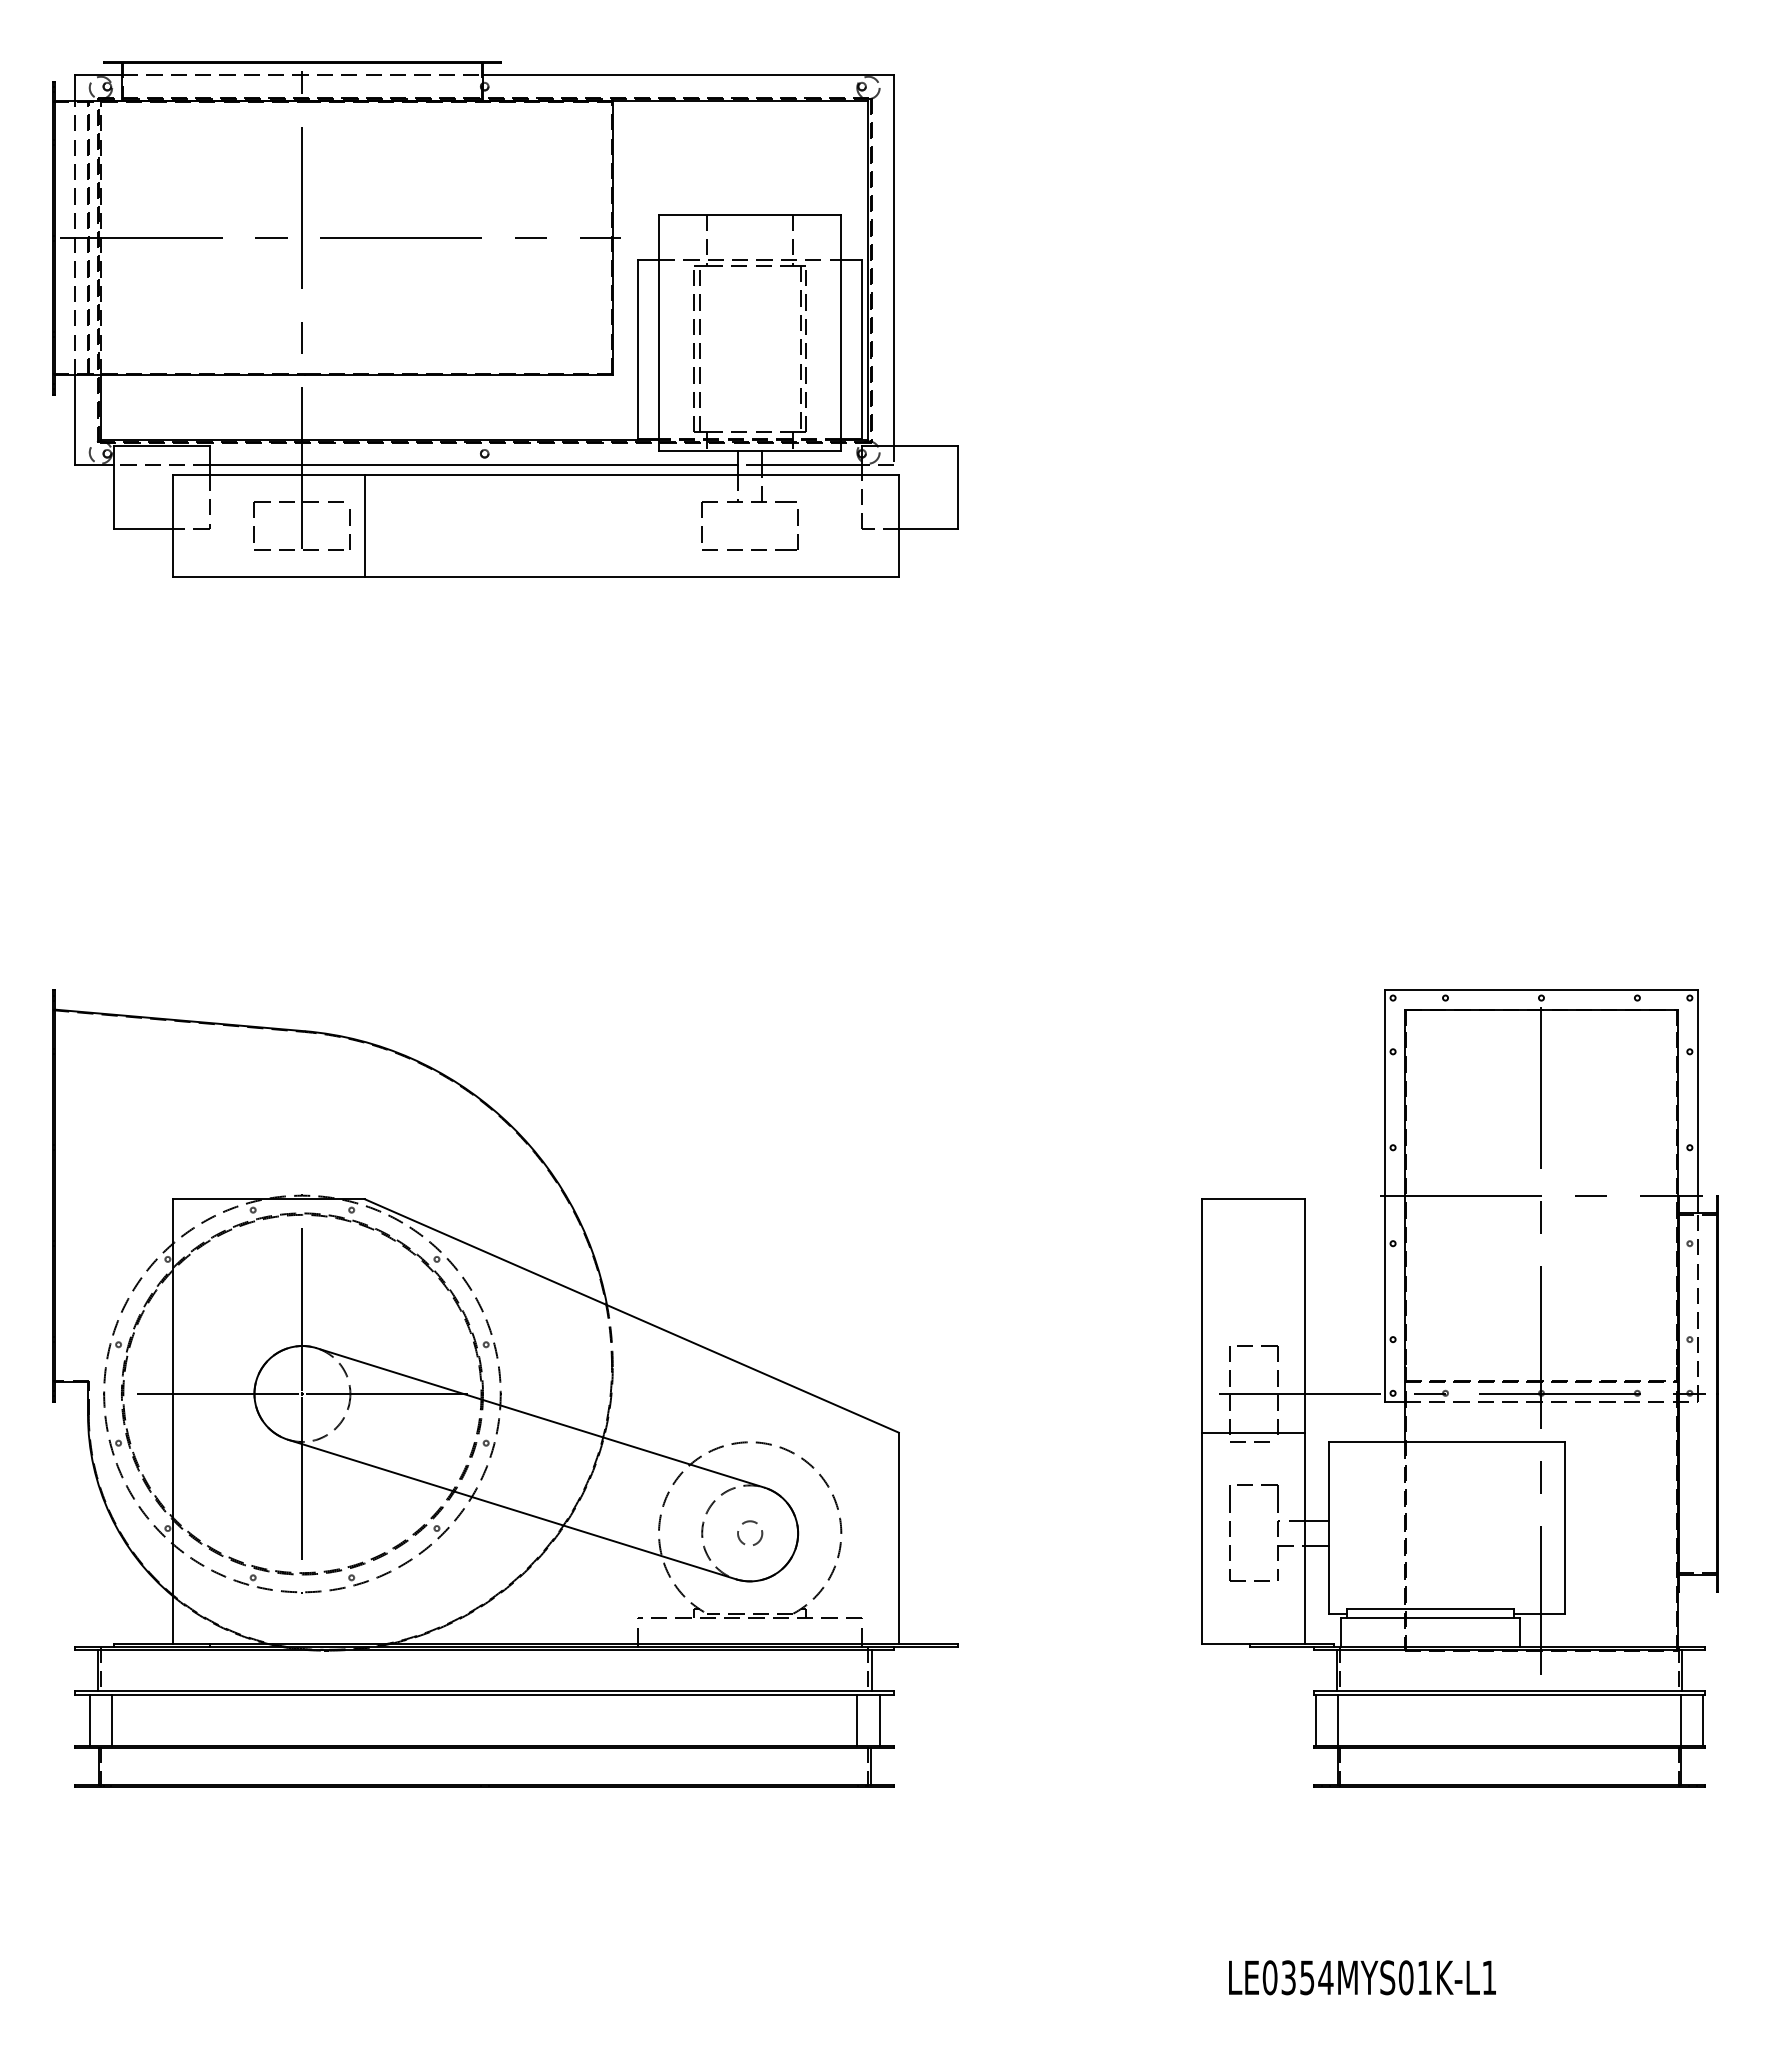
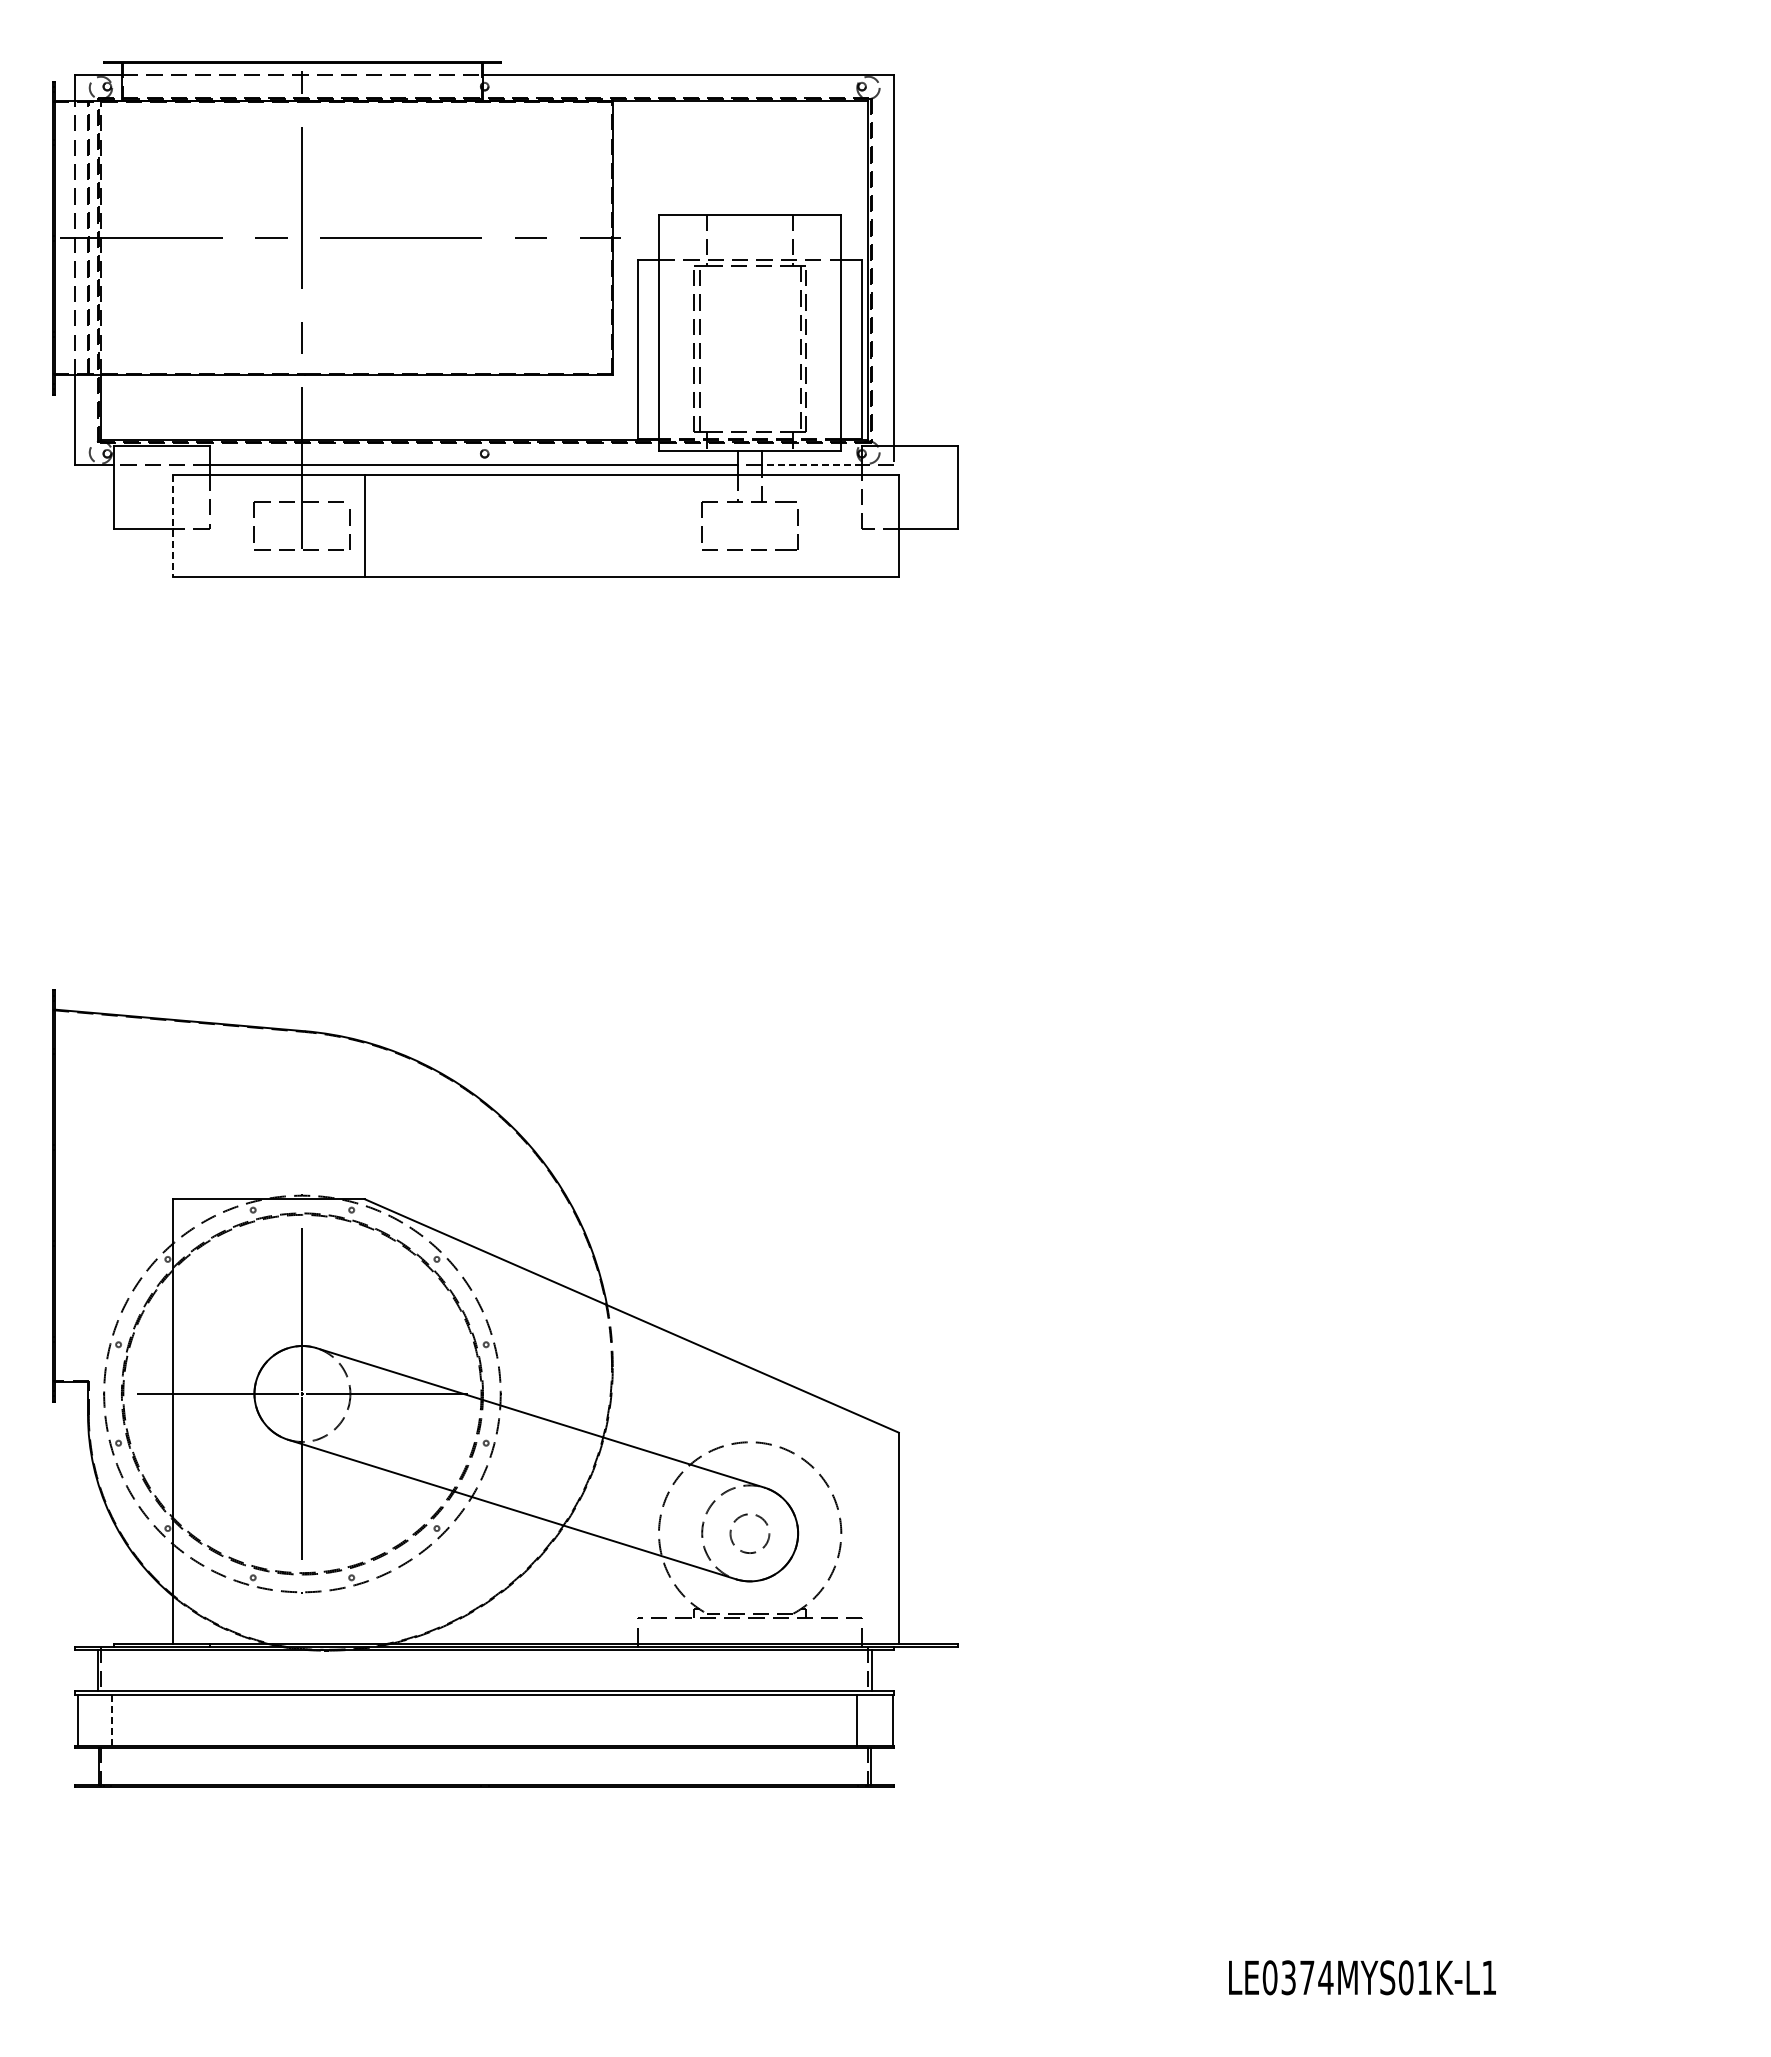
line: solid -> dashed (812, 465)
line: solid -> dashed (172, 526)
part: present -> none (1459, 1388)
circle size: 27x26 px -> 42x41 px (749, 1533)
line position: (89, 1719) -> (77, 1719) (77, 1719)
line position: (879, 1719) -> (892, 1719) (892, 1719)
line: solid -> dashed (112, 1720)
text: LE0354MYS01K-L1 -> LE0374MYS01K-L1 (1307, 1977)
